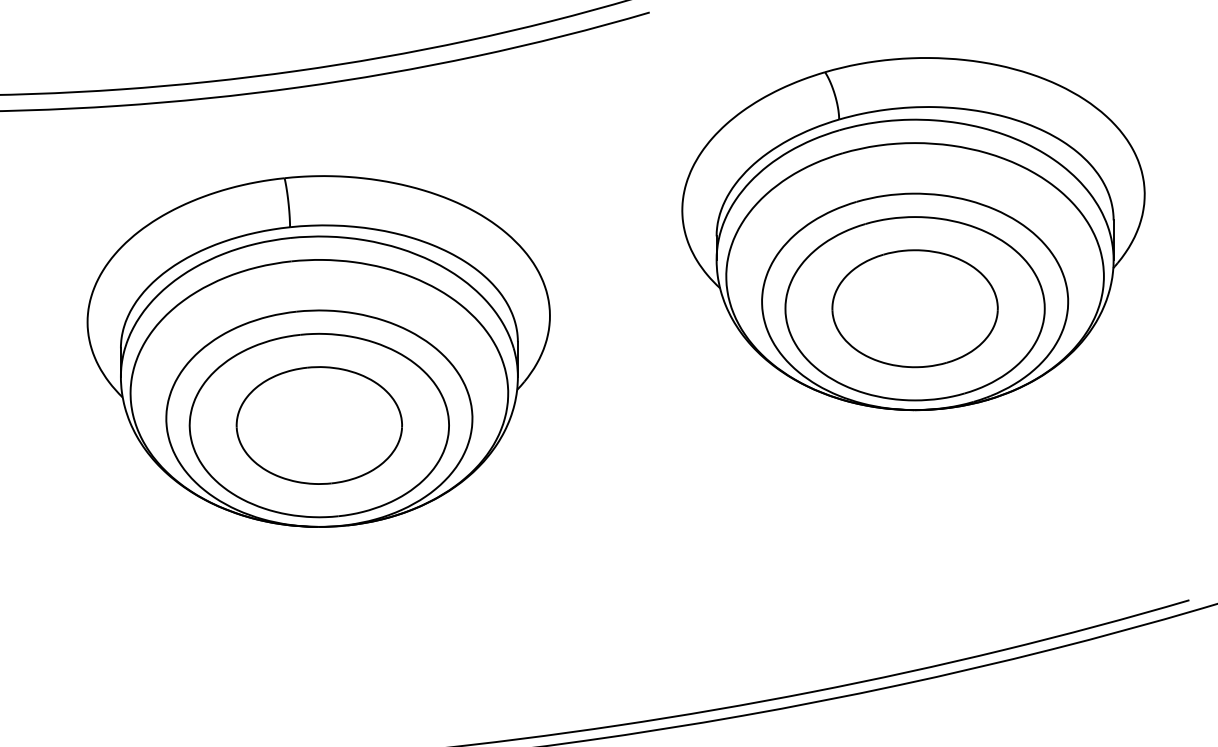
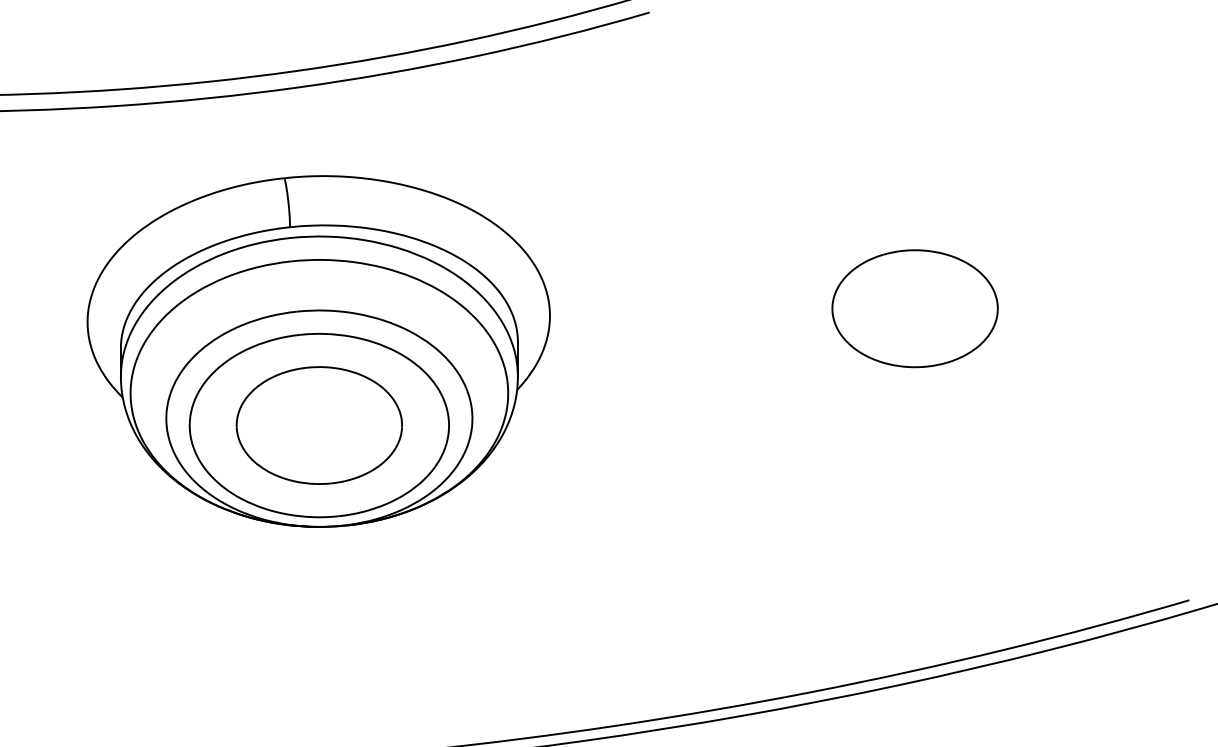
part: present -> none (913, 234)
